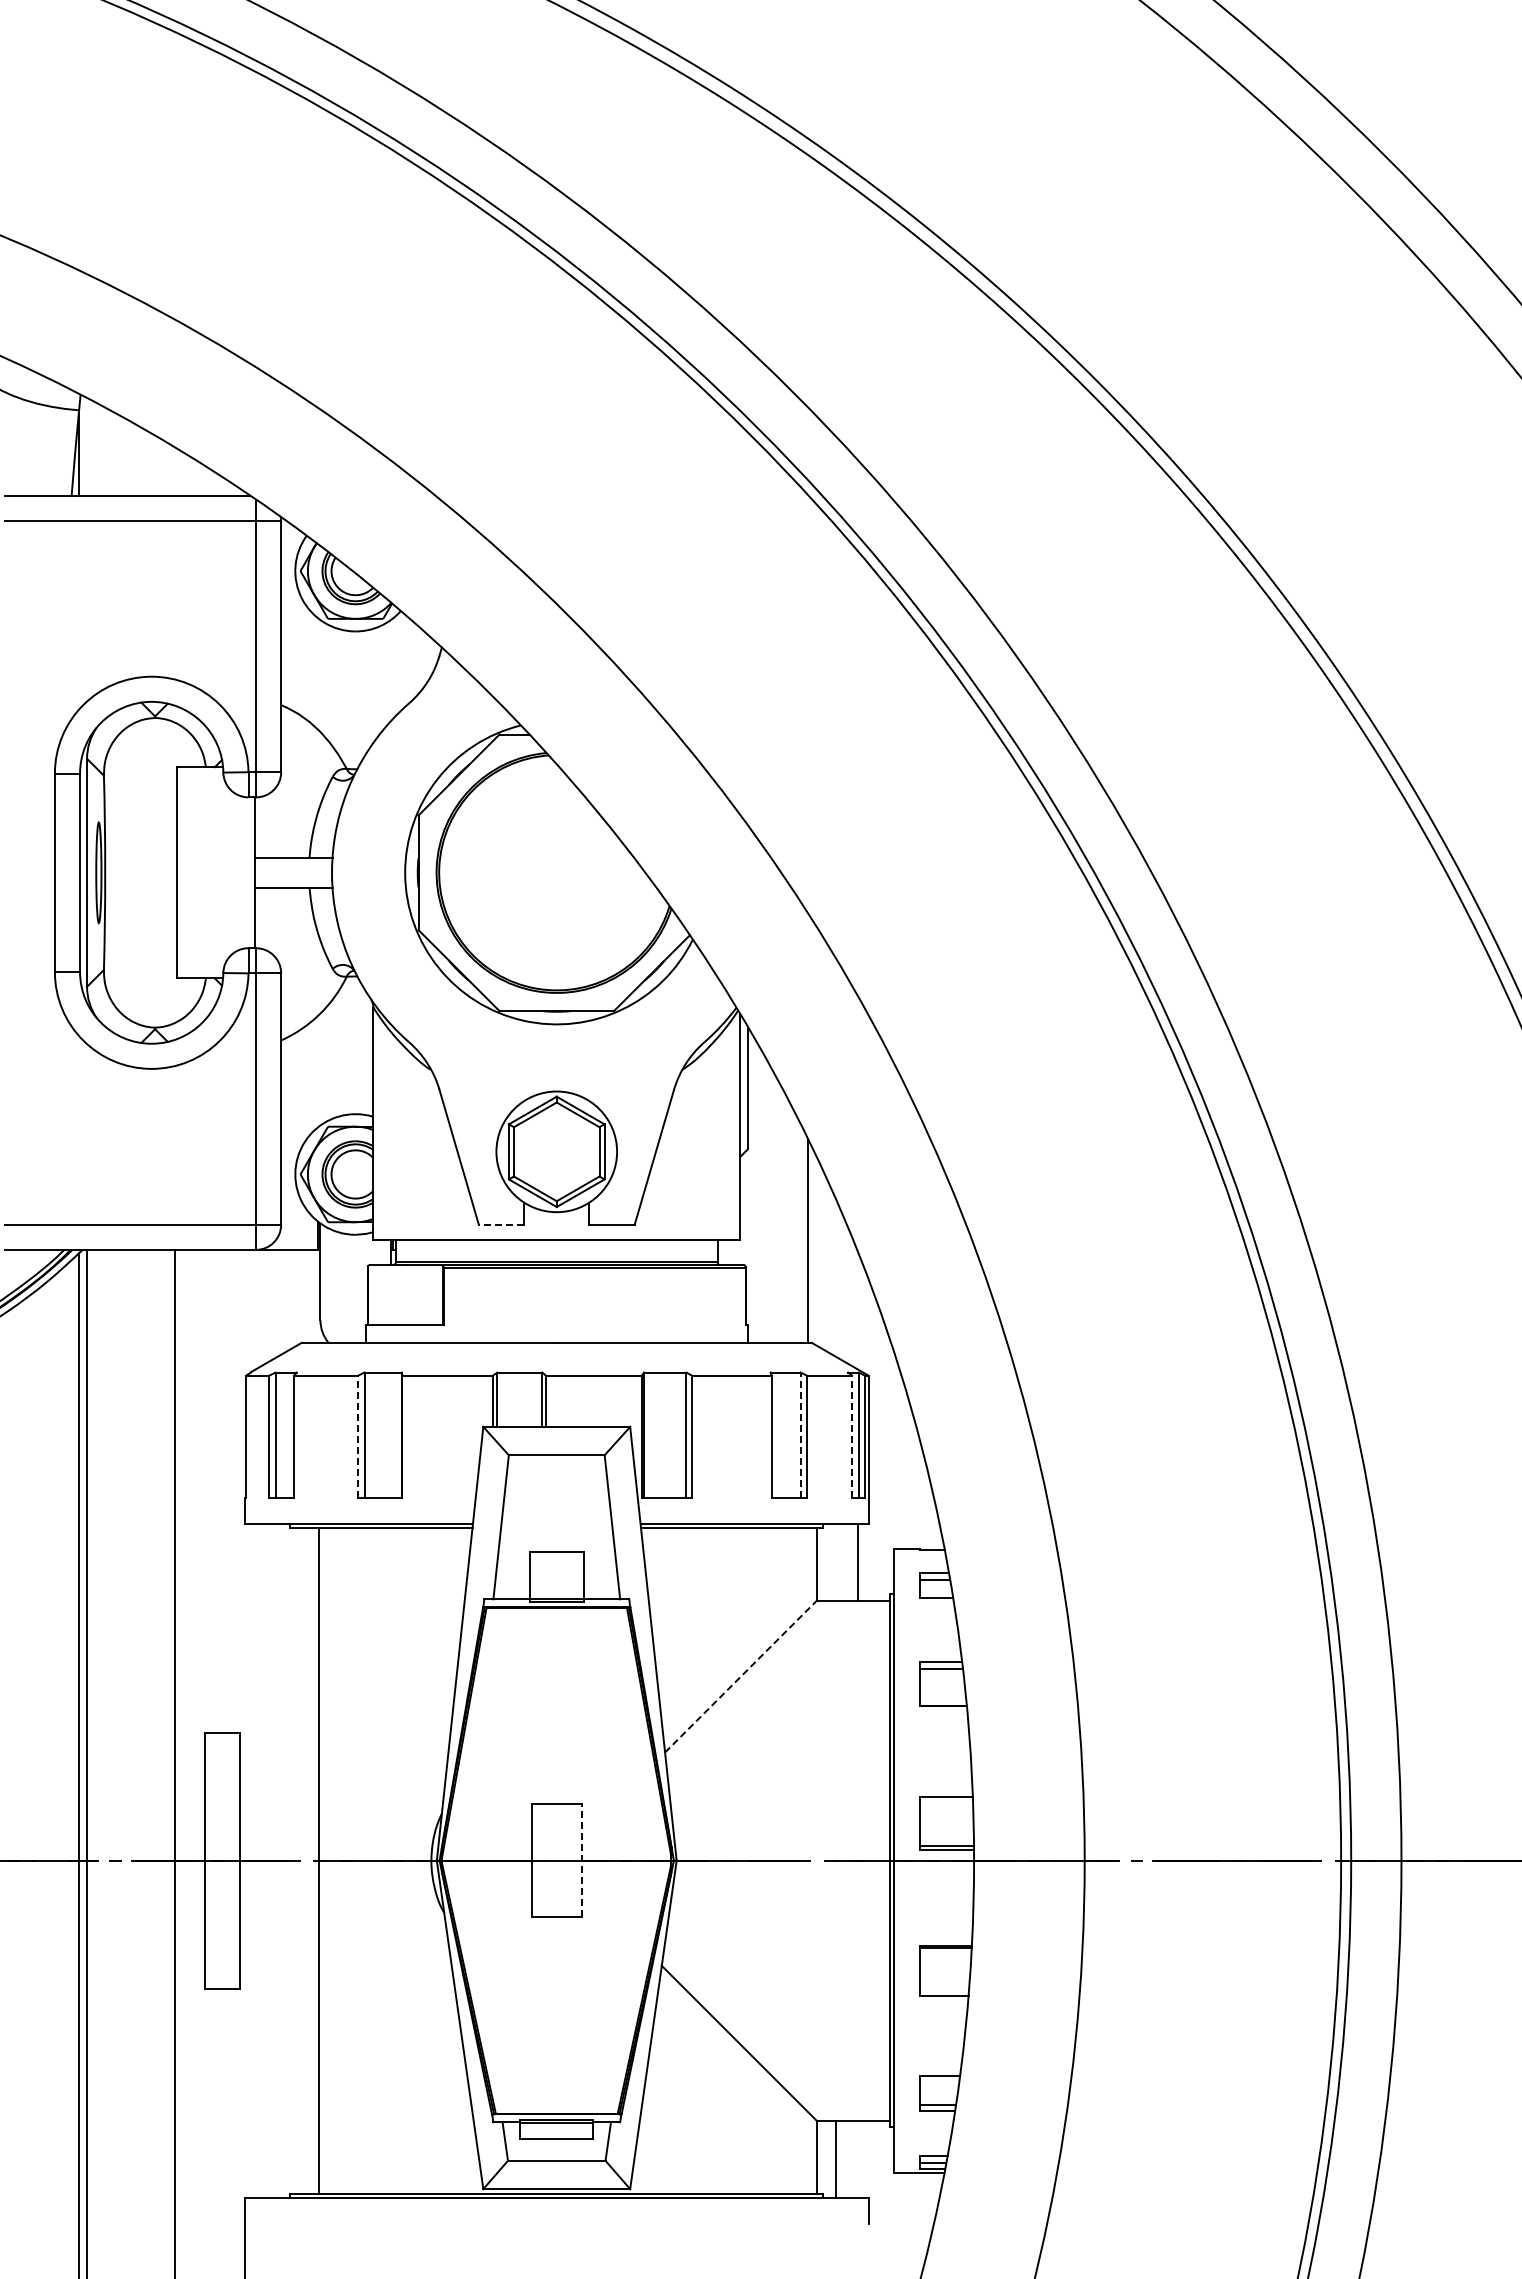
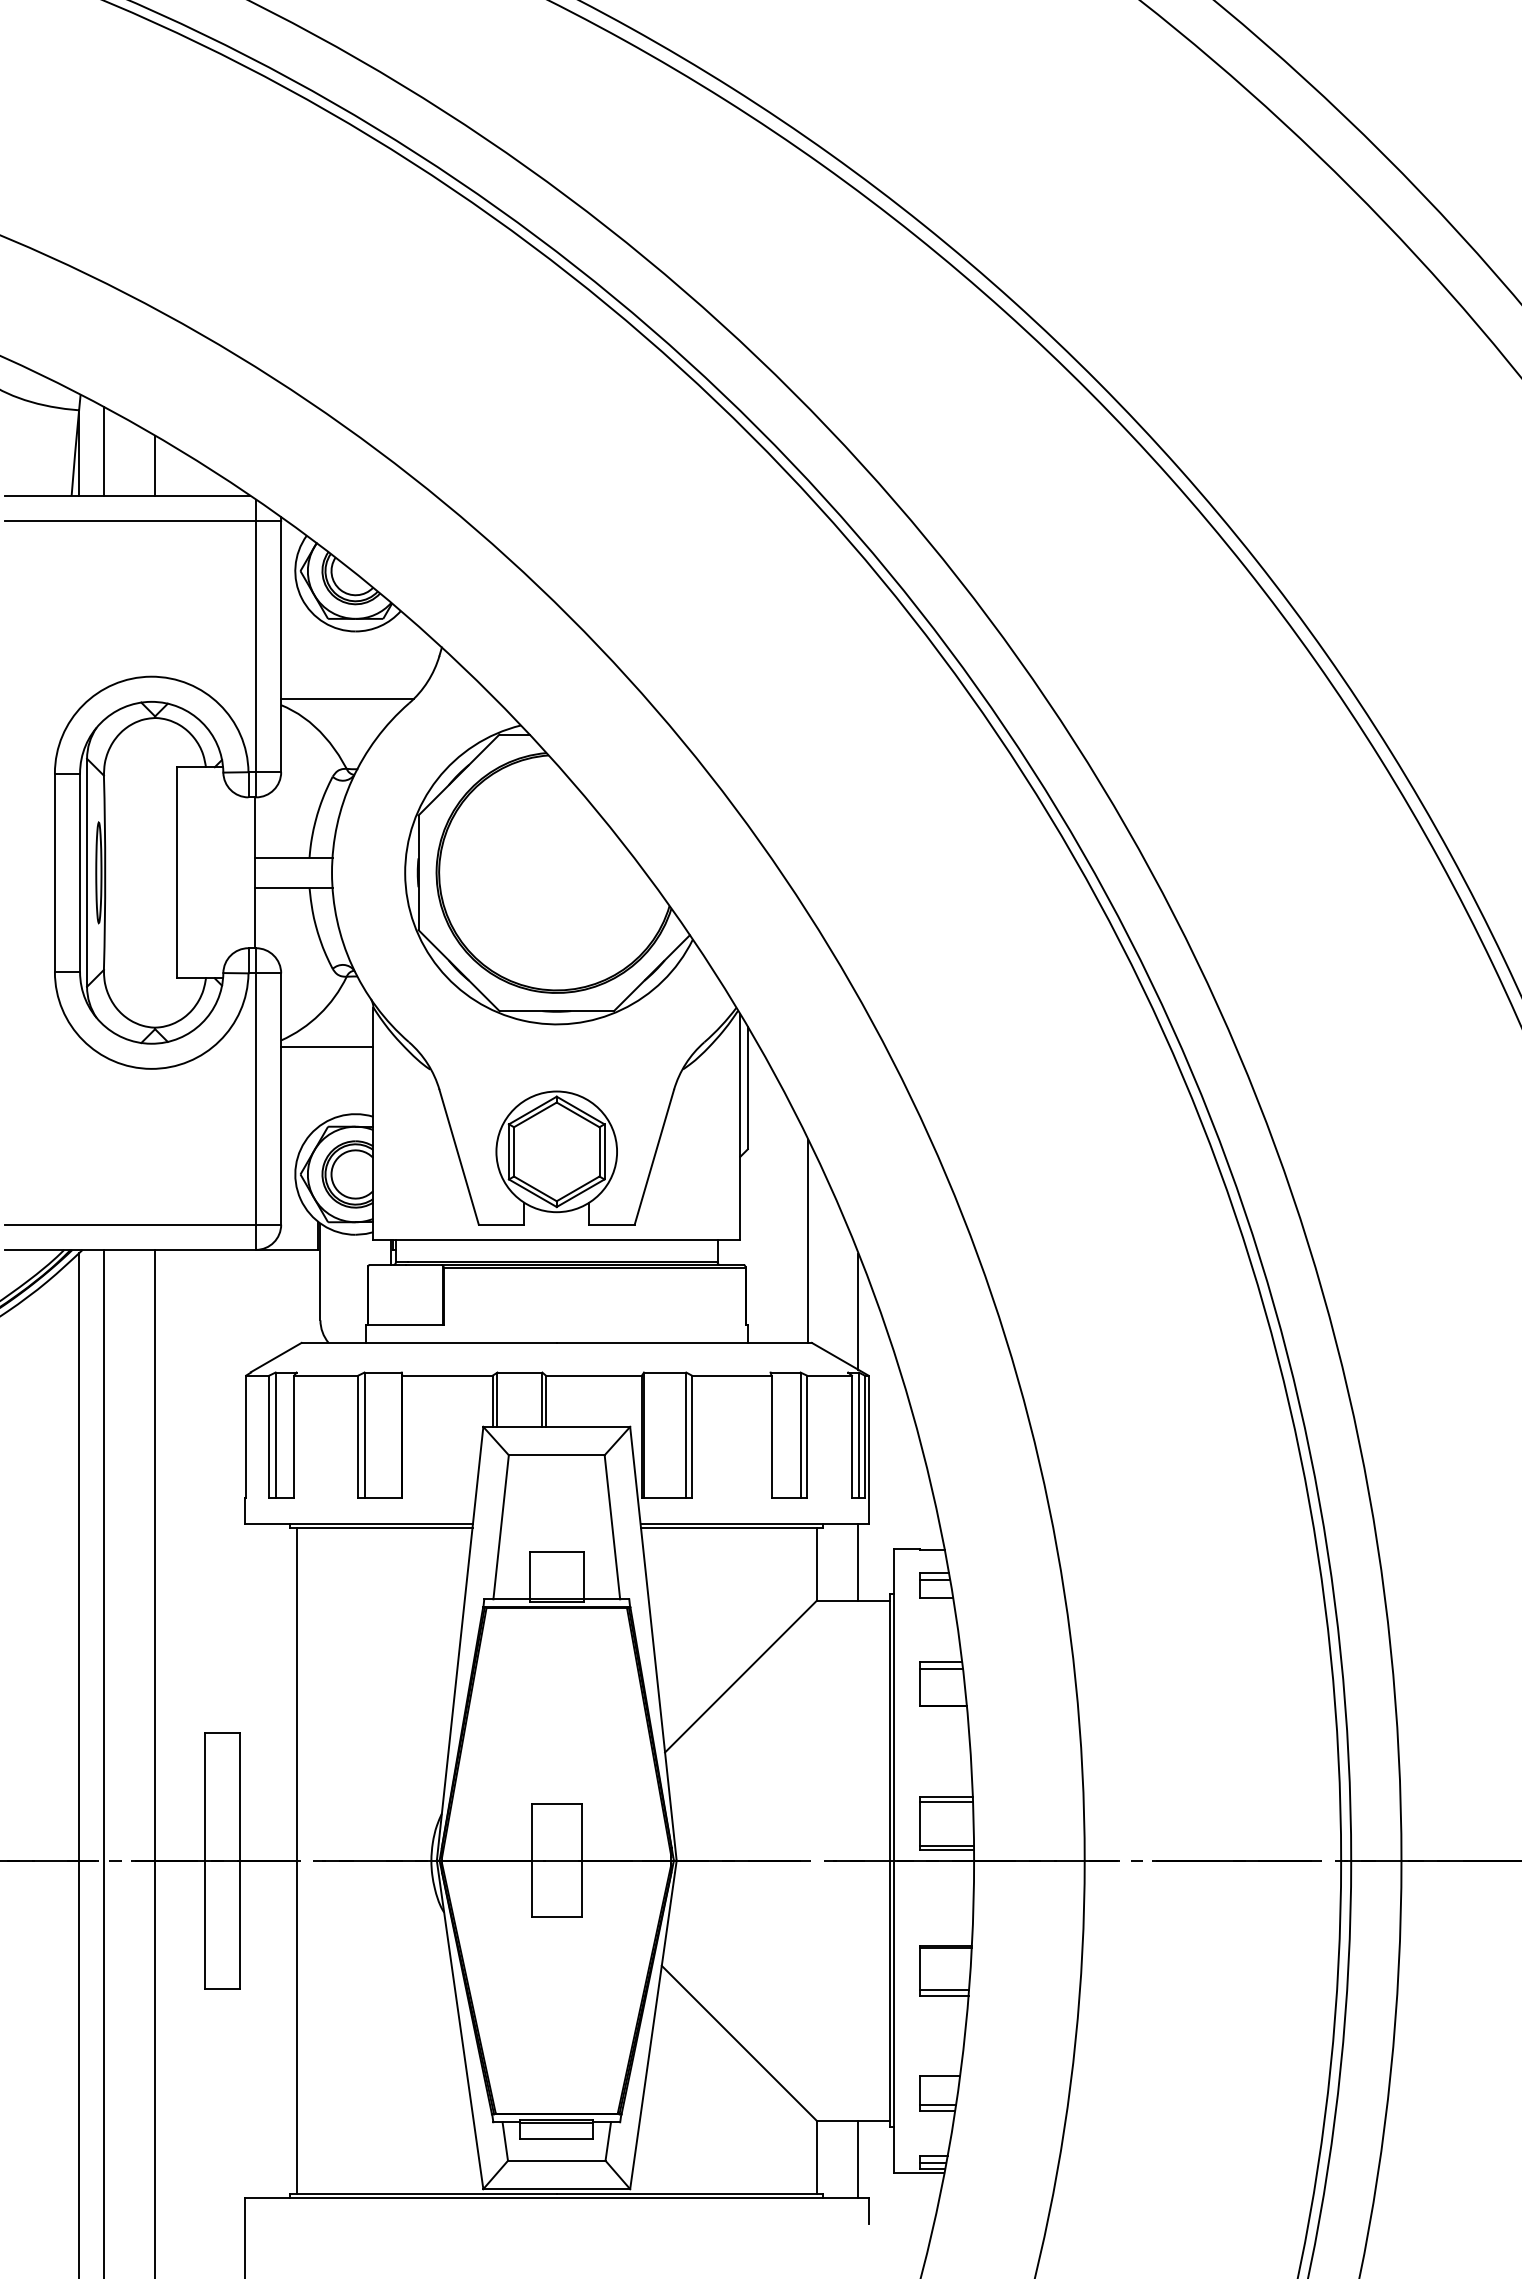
line: none -> present (104, 451)
line: none -> present (154, 465)
line: none -> present (347, 698)
line: none -> present (327, 1046)
line: dashed -> solid (501, 1224)
line: none -> present (858, 1311)
line: dashed -> solid (800, 1435)
line: dashed -> solid (358, 1436)
line: dashed -> solid (851, 1436)
line: dashed -> solid (741, 1676)
line position: (87, 1762) -> (104, 1762) (104, 1762)
line position: (174, 1762) -> (154, 1762) (154, 1762)
line: none -> present (946, 1801)
line position: (318, 1860) -> (296, 1860) (296, 1860)
line: dashed -> solid (581, 1860)
line: none -> present (944, 1990)
line position: (836, 2159) -> (858, 2159) (858, 2159)
